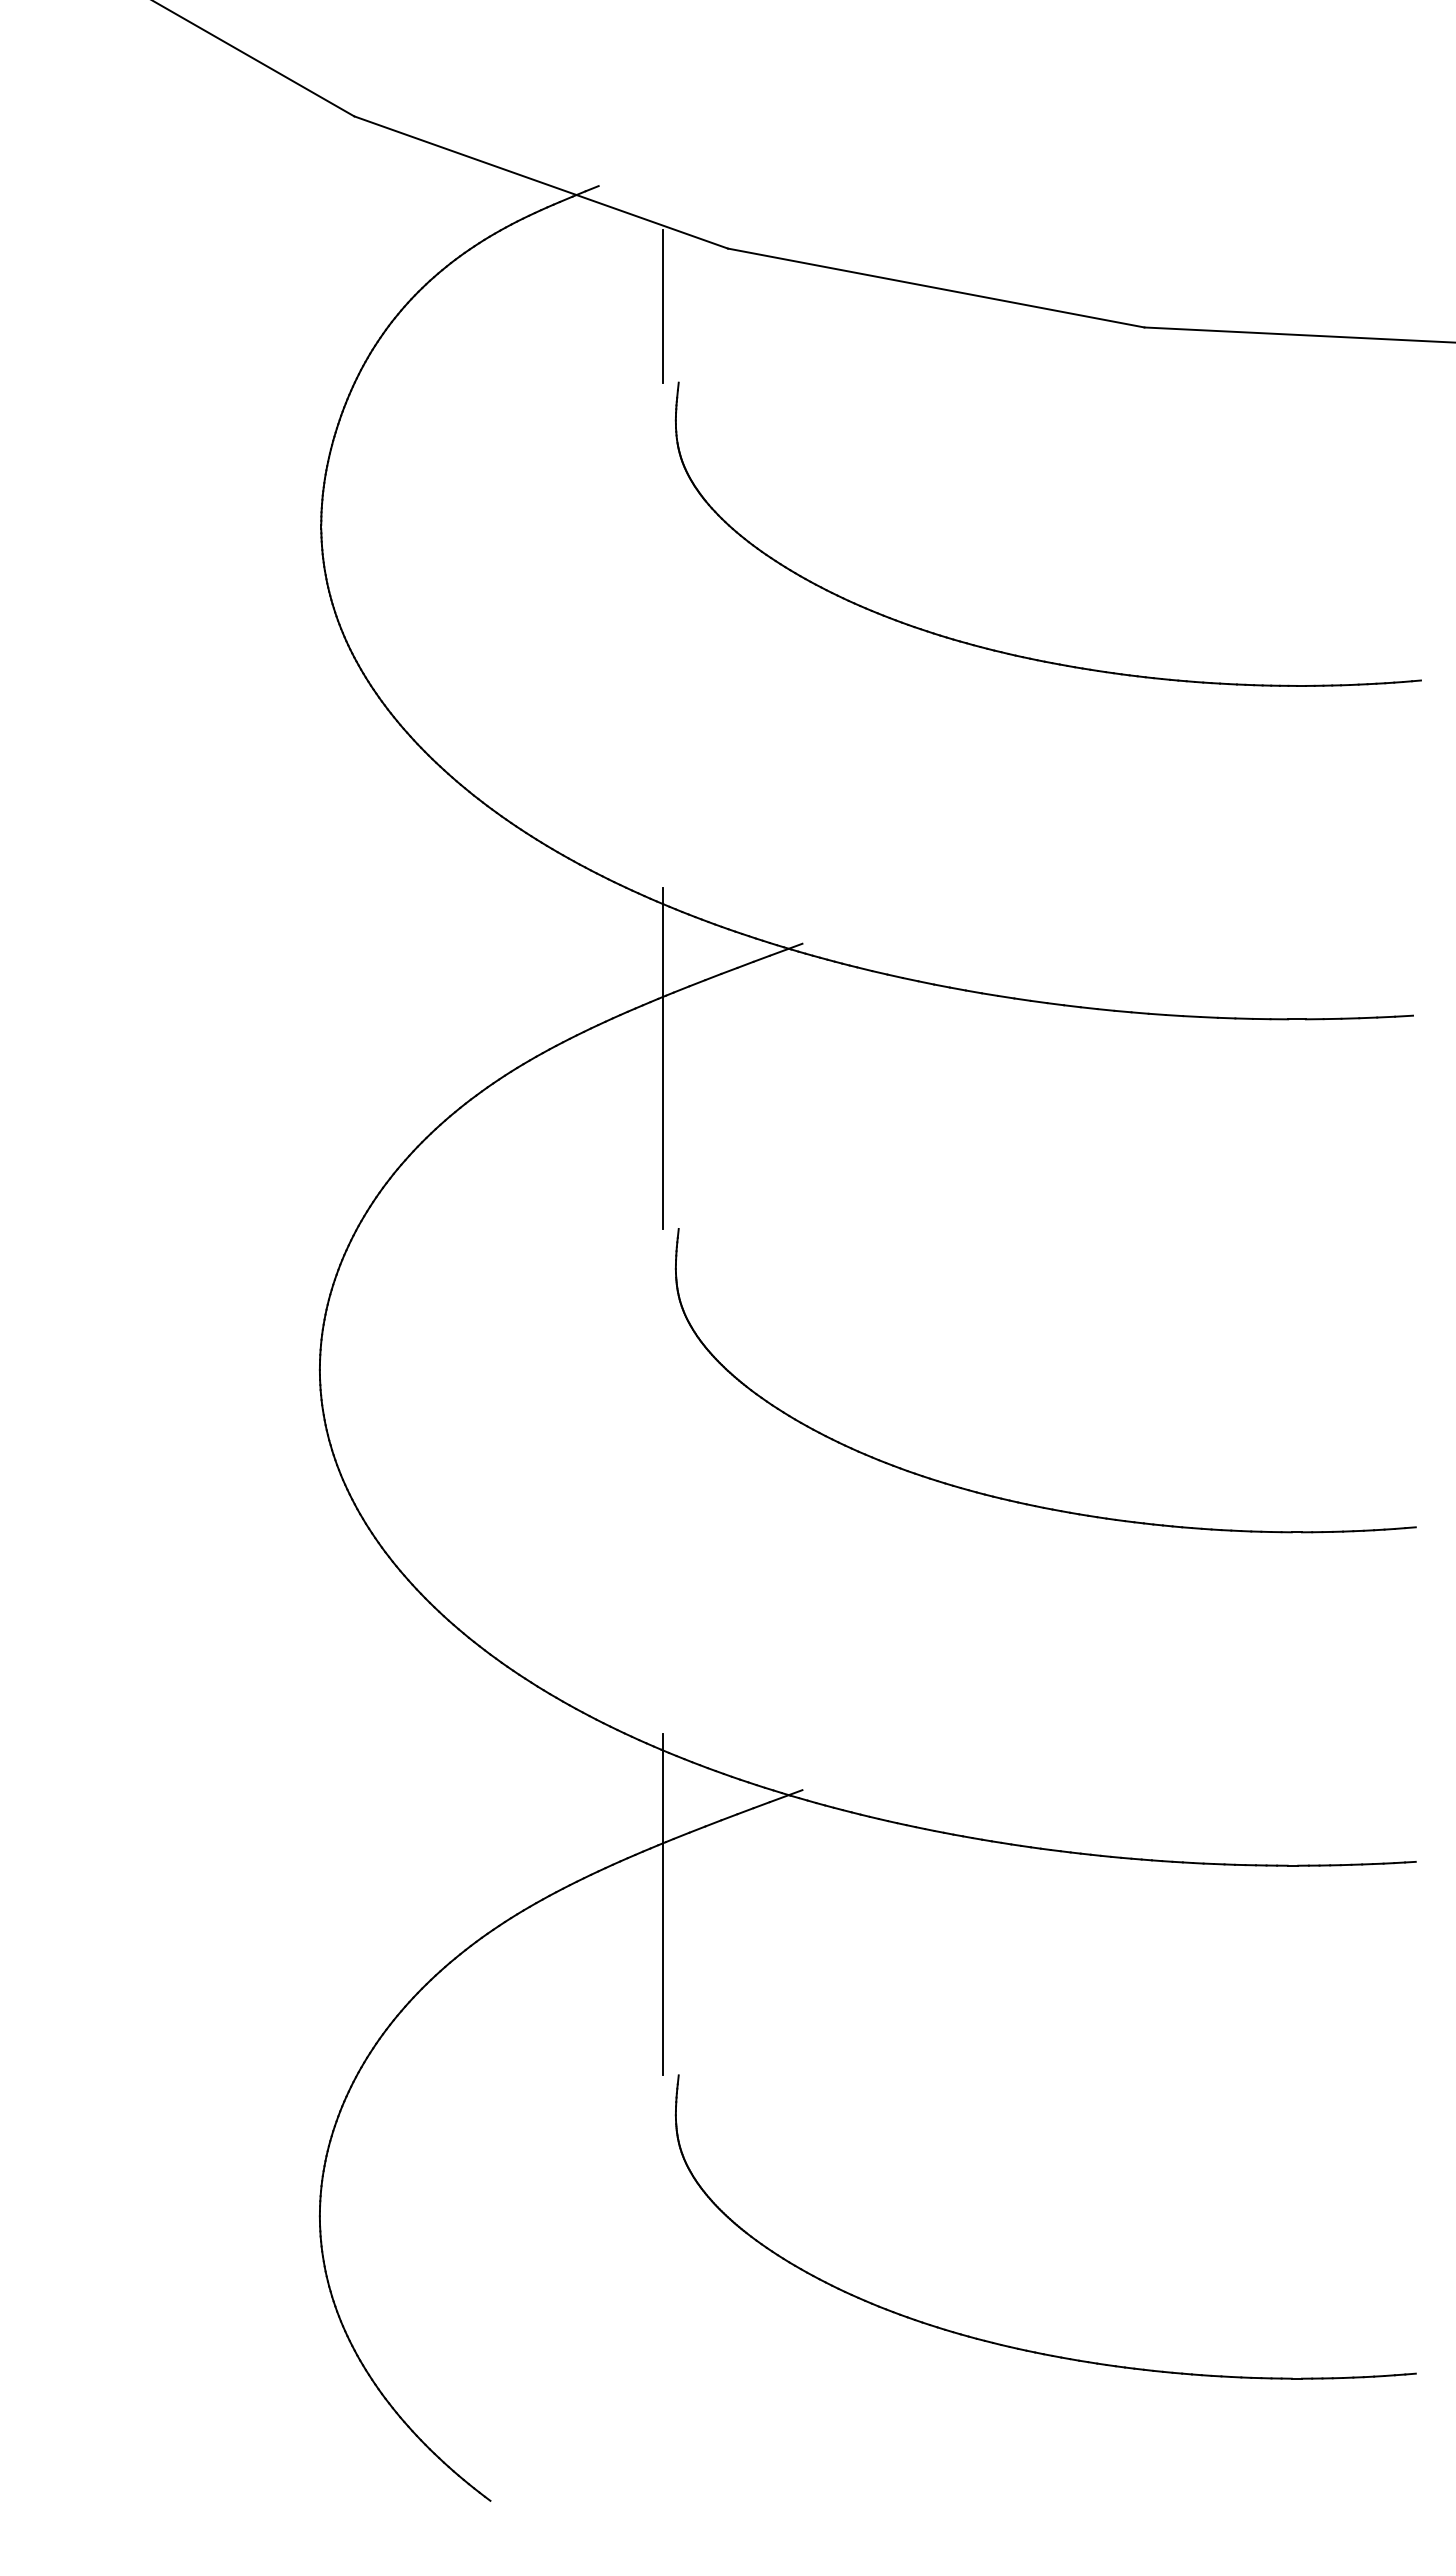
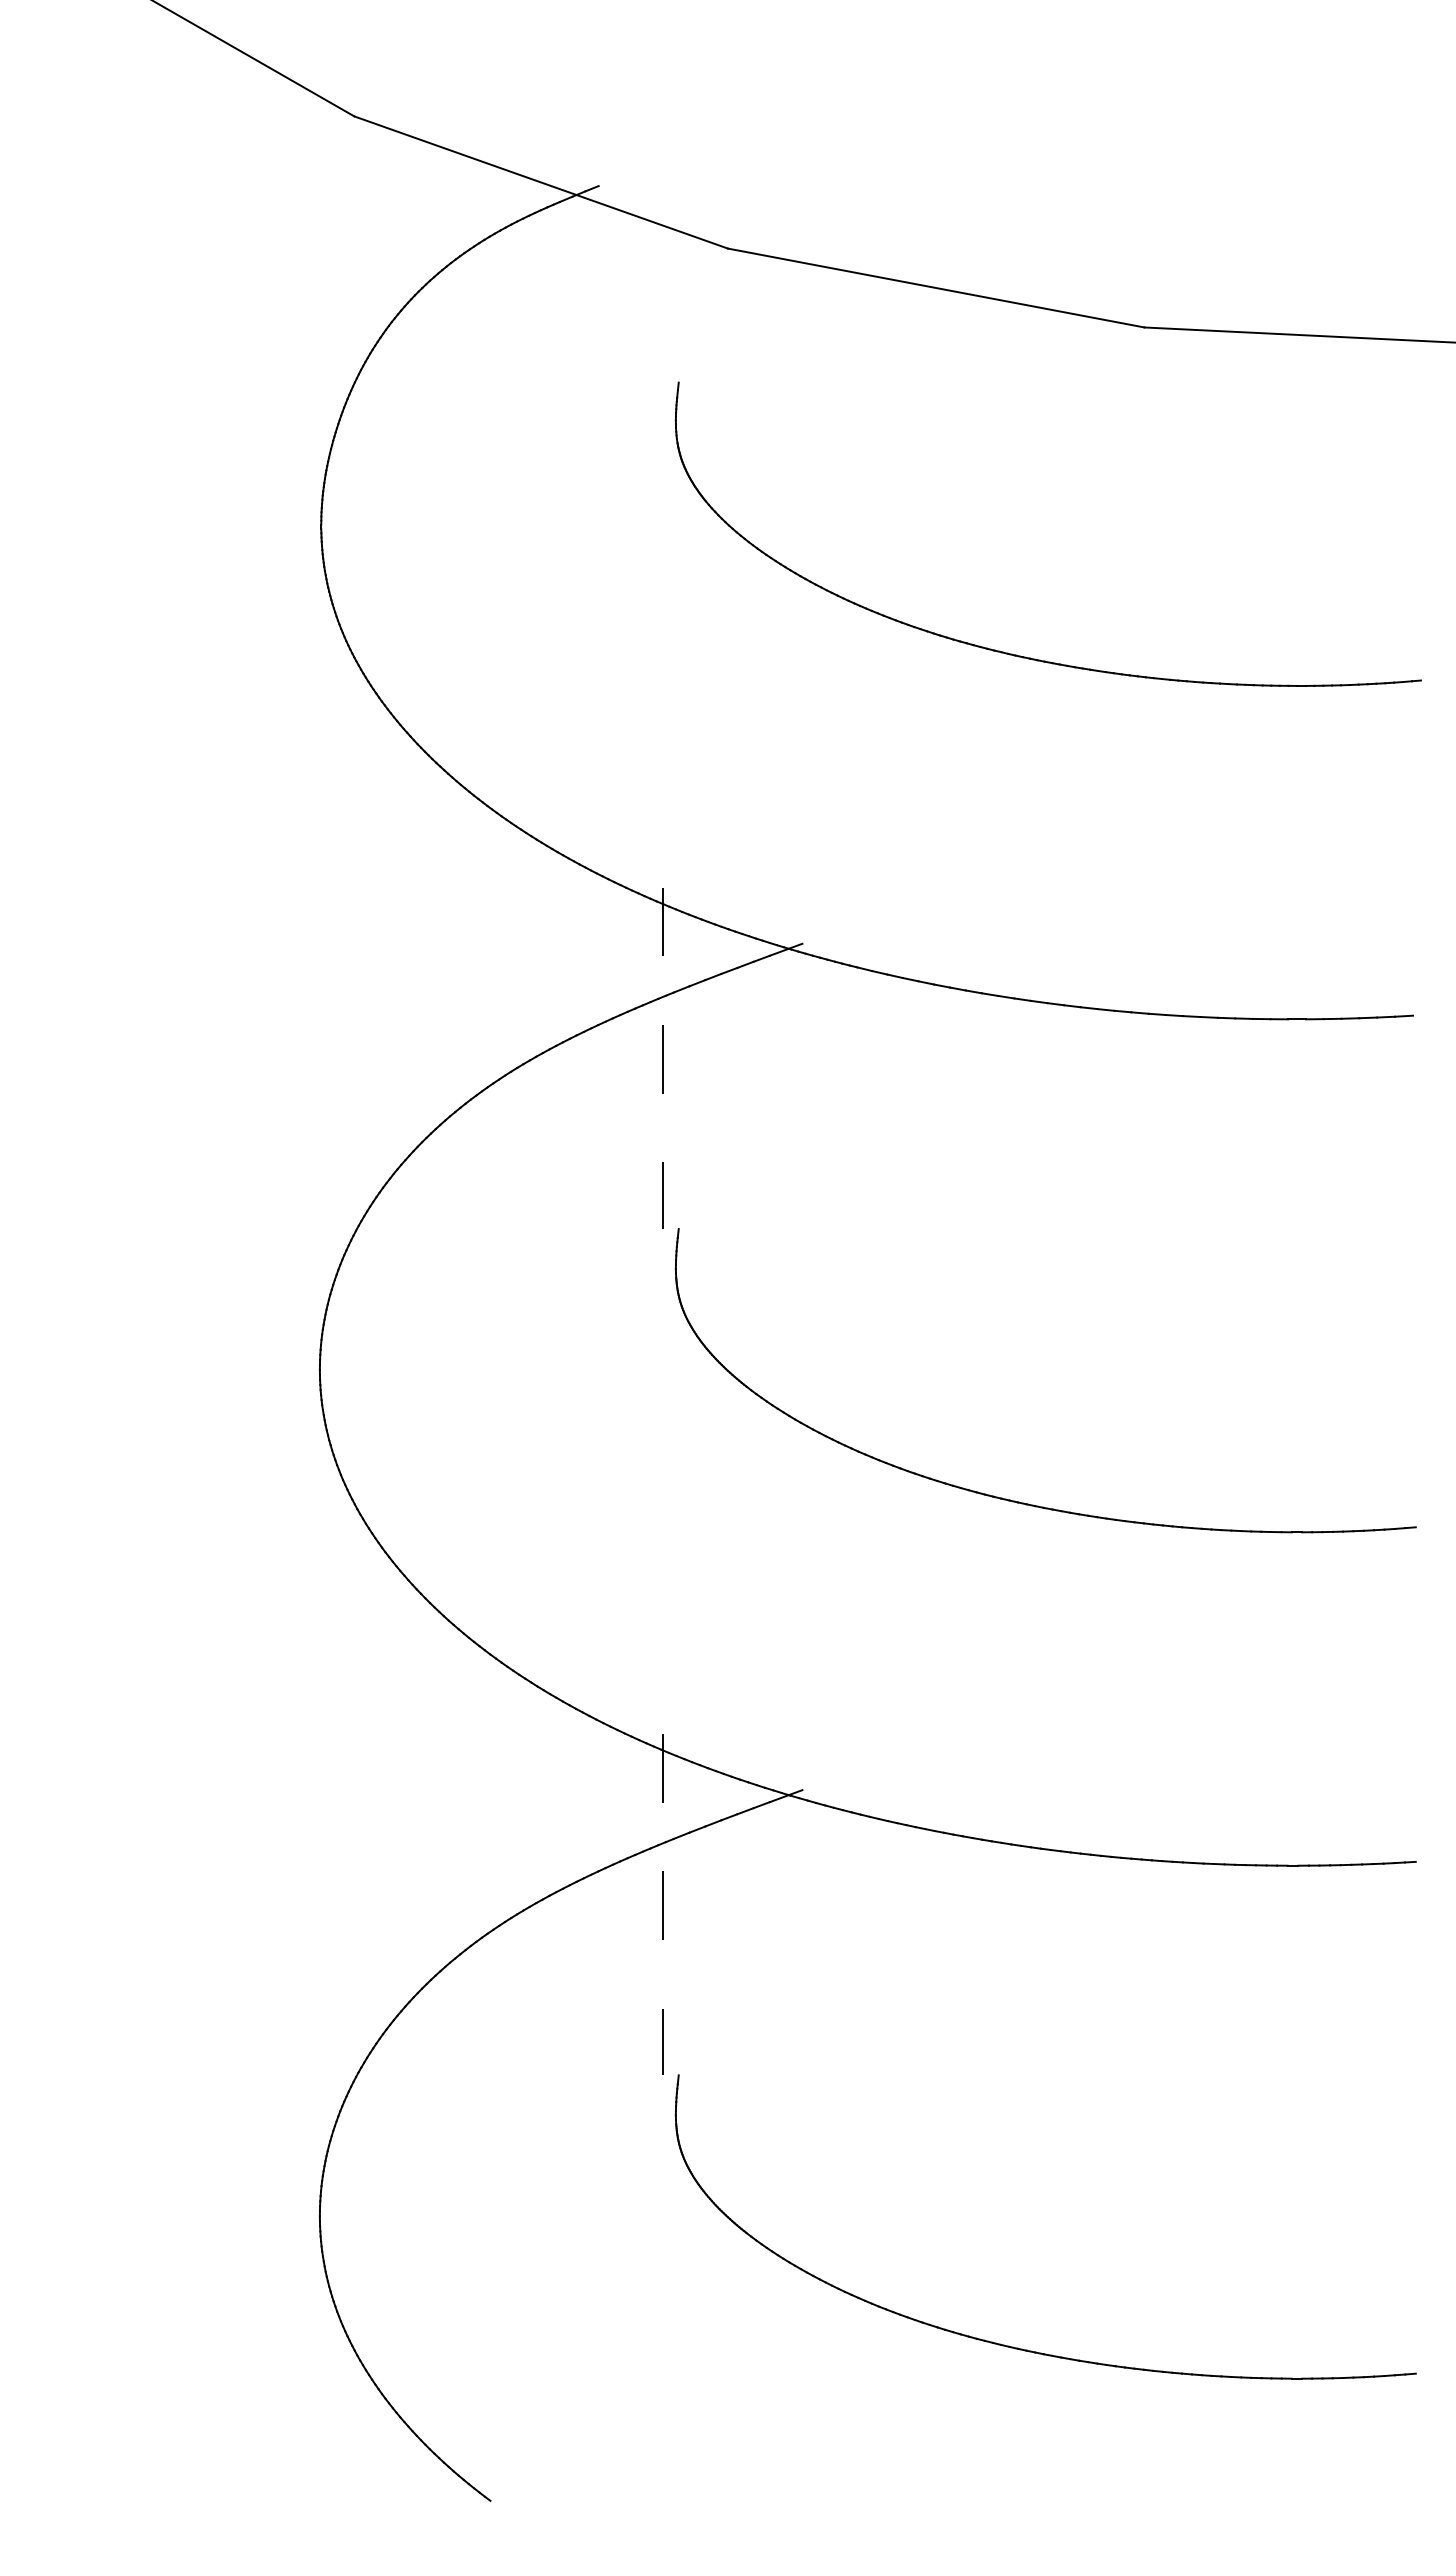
line: present -> none (662, 306)
line: solid -> dashed (662, 1058)
line: solid -> dashed (662, 1904)
